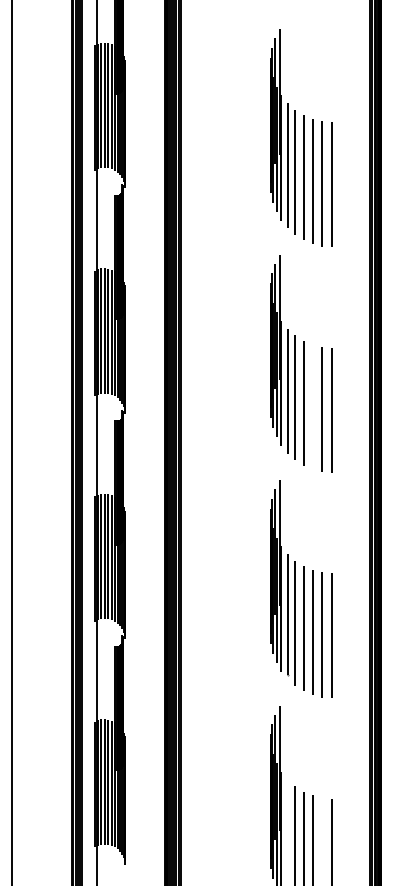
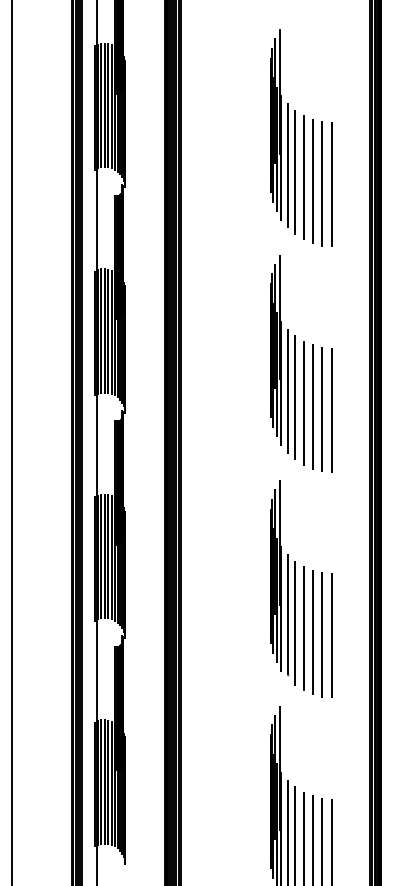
line: none -> present (312, 406)
line: none -> present (287, 830)
line: none -> present (322, 839)
